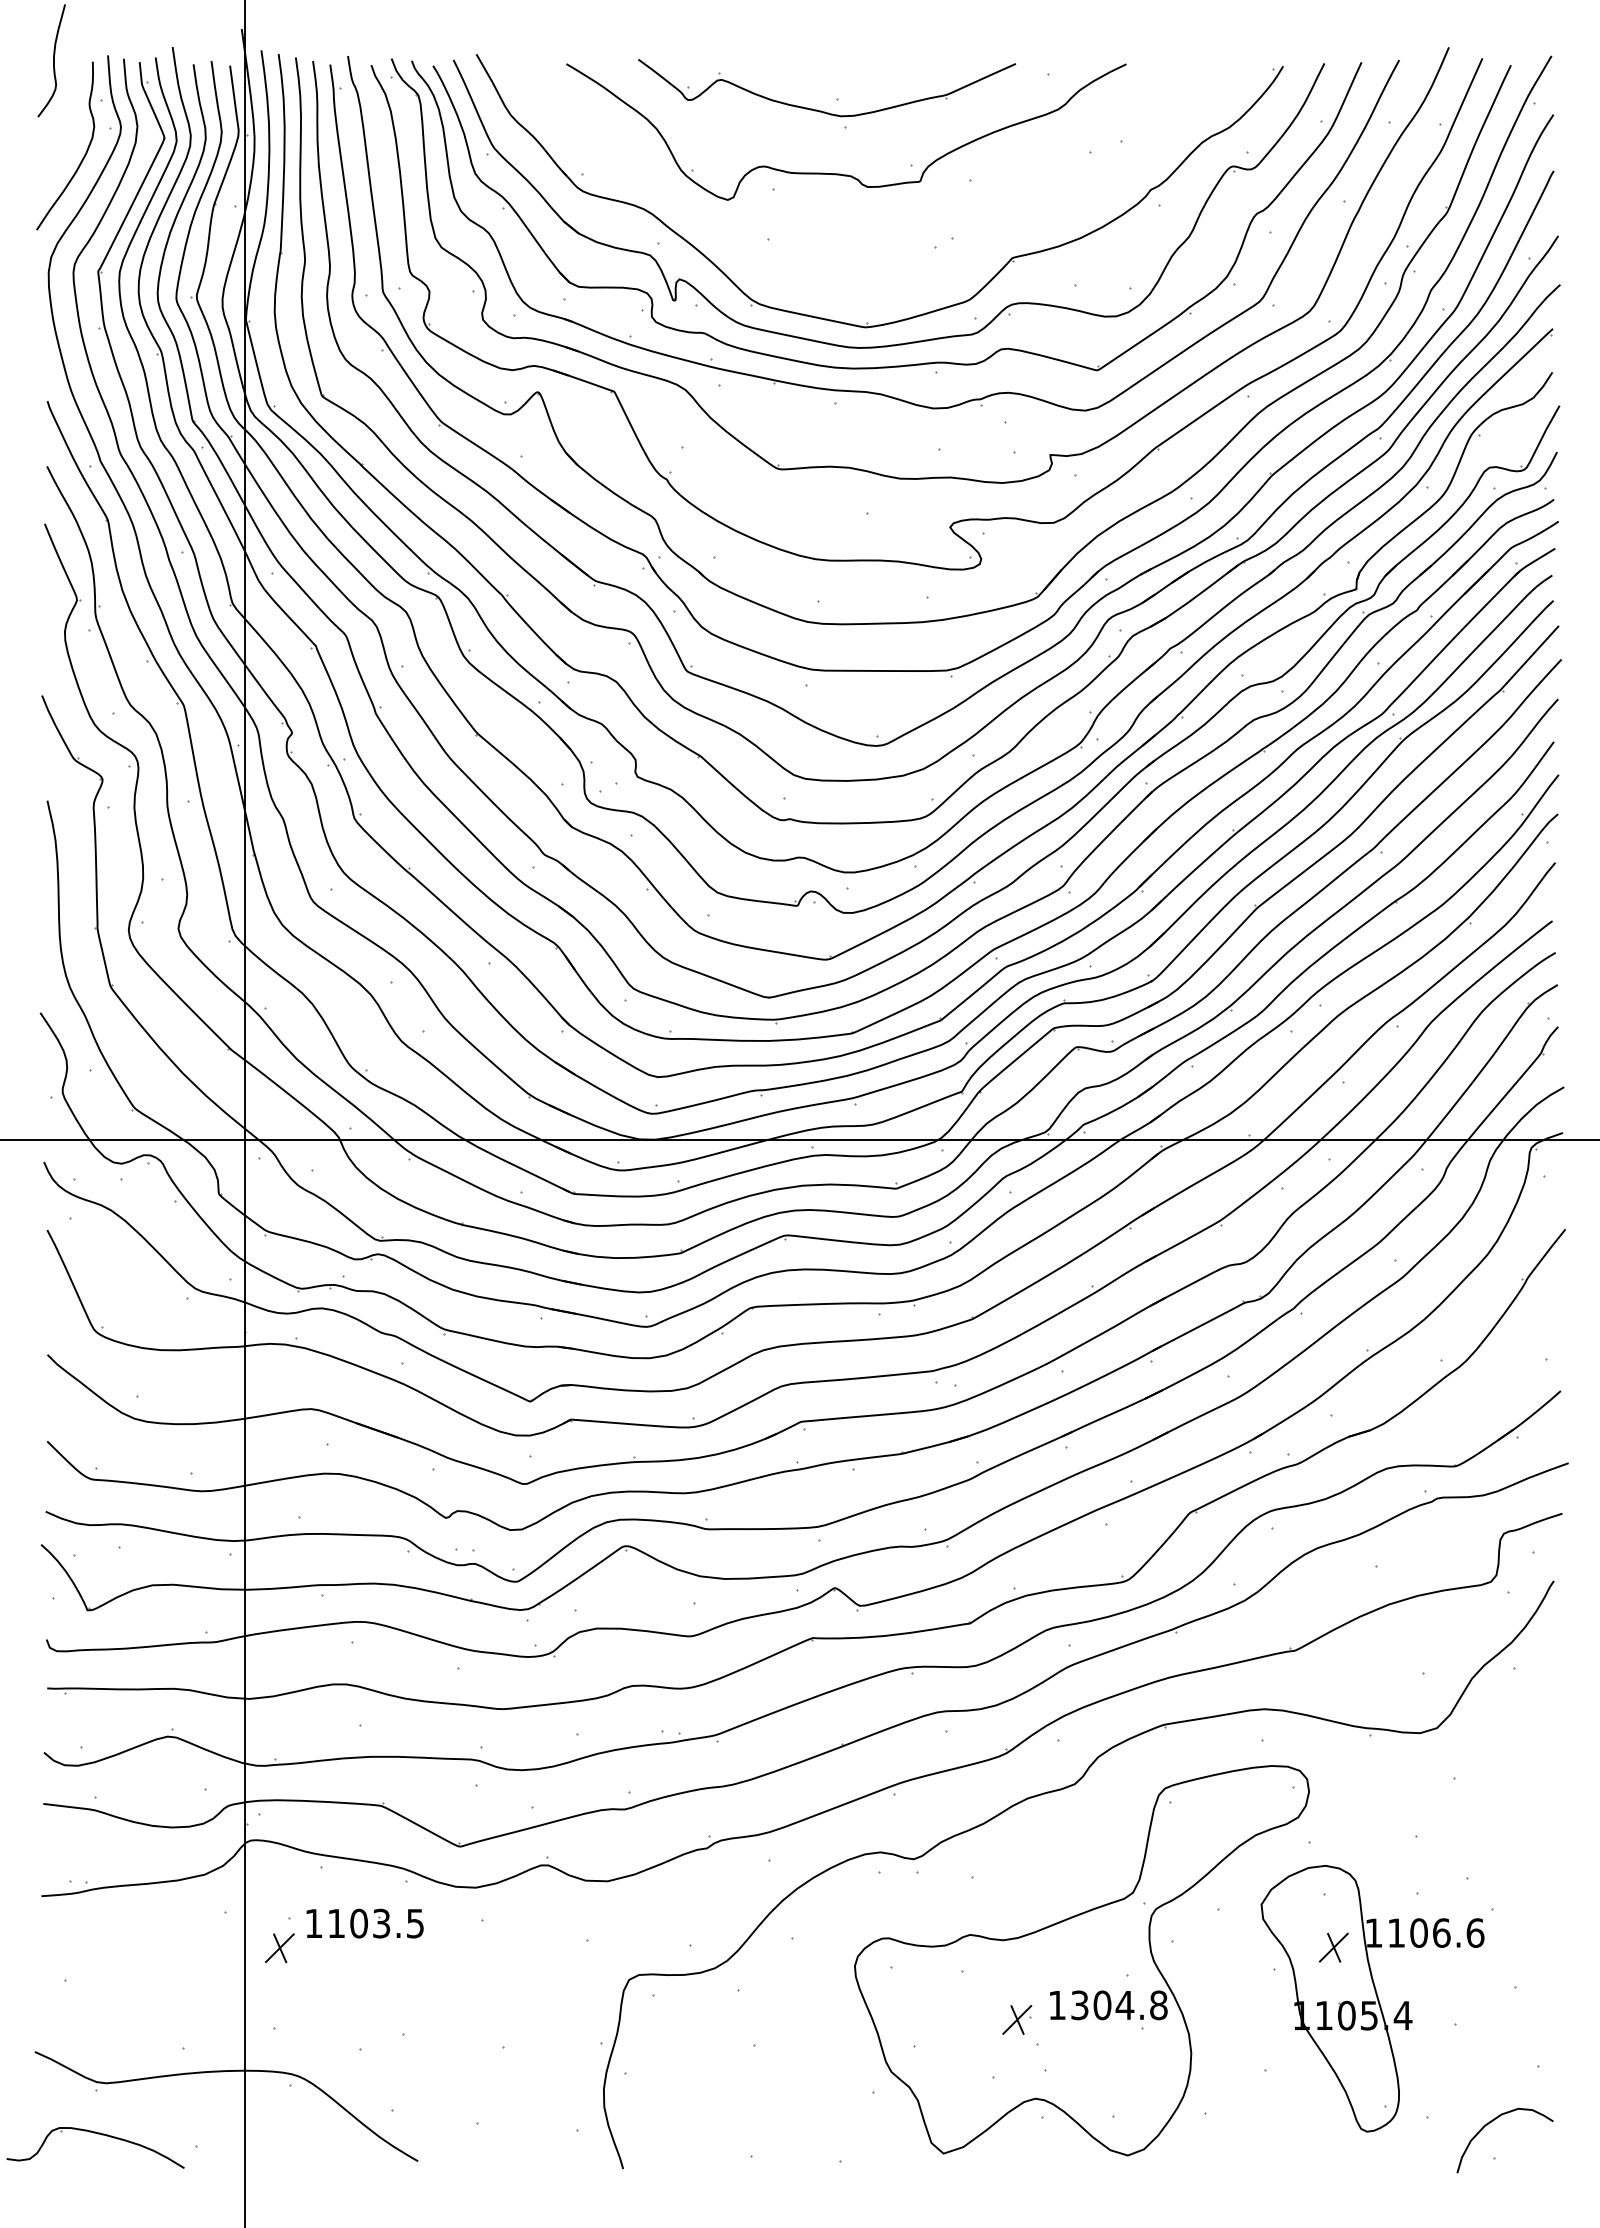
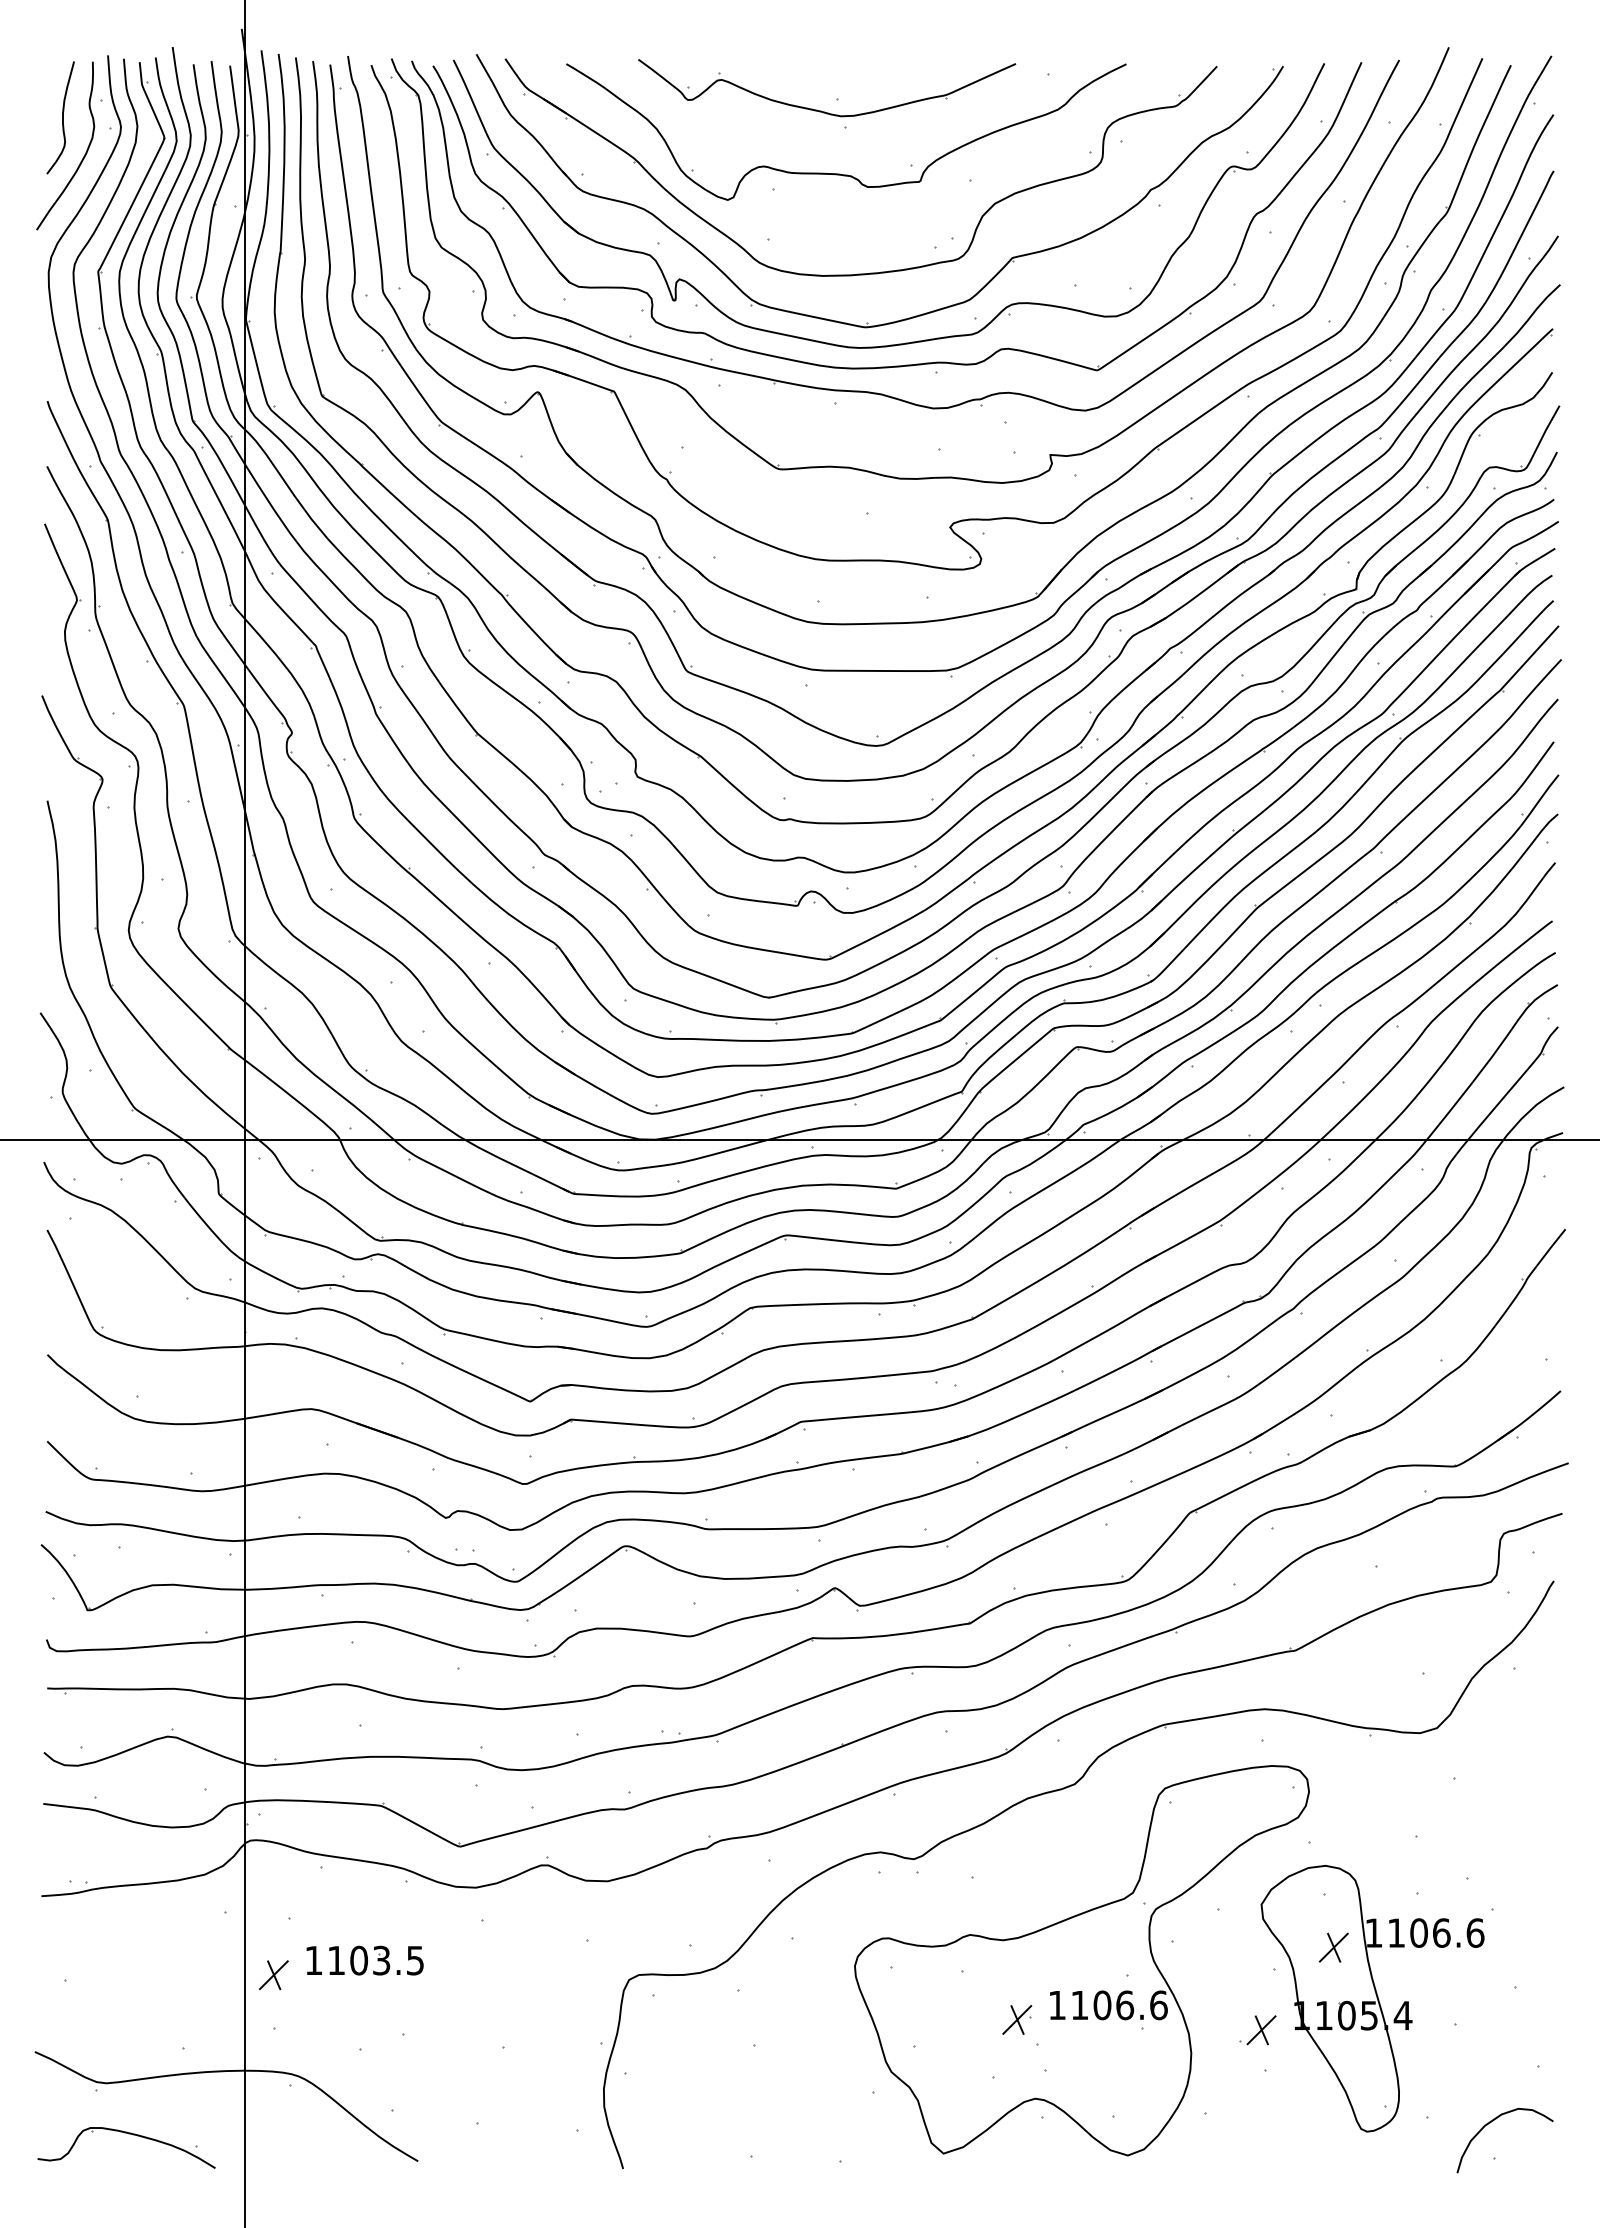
curve position: (53, 60) -> (62, 117) (62, 117)
part: none -> present (870, 272)
part position: (364, 1923) -> (364, 1960) (364, 1960)
part position: (279, 1948) -> (273, 1975) (273, 1975)
text: 1304.8 -> 1106.6 (1119, 2005)
part: none -> present (1257, 2030)
part position: (97, 2134) -> (128, 2134) (128, 2134)
